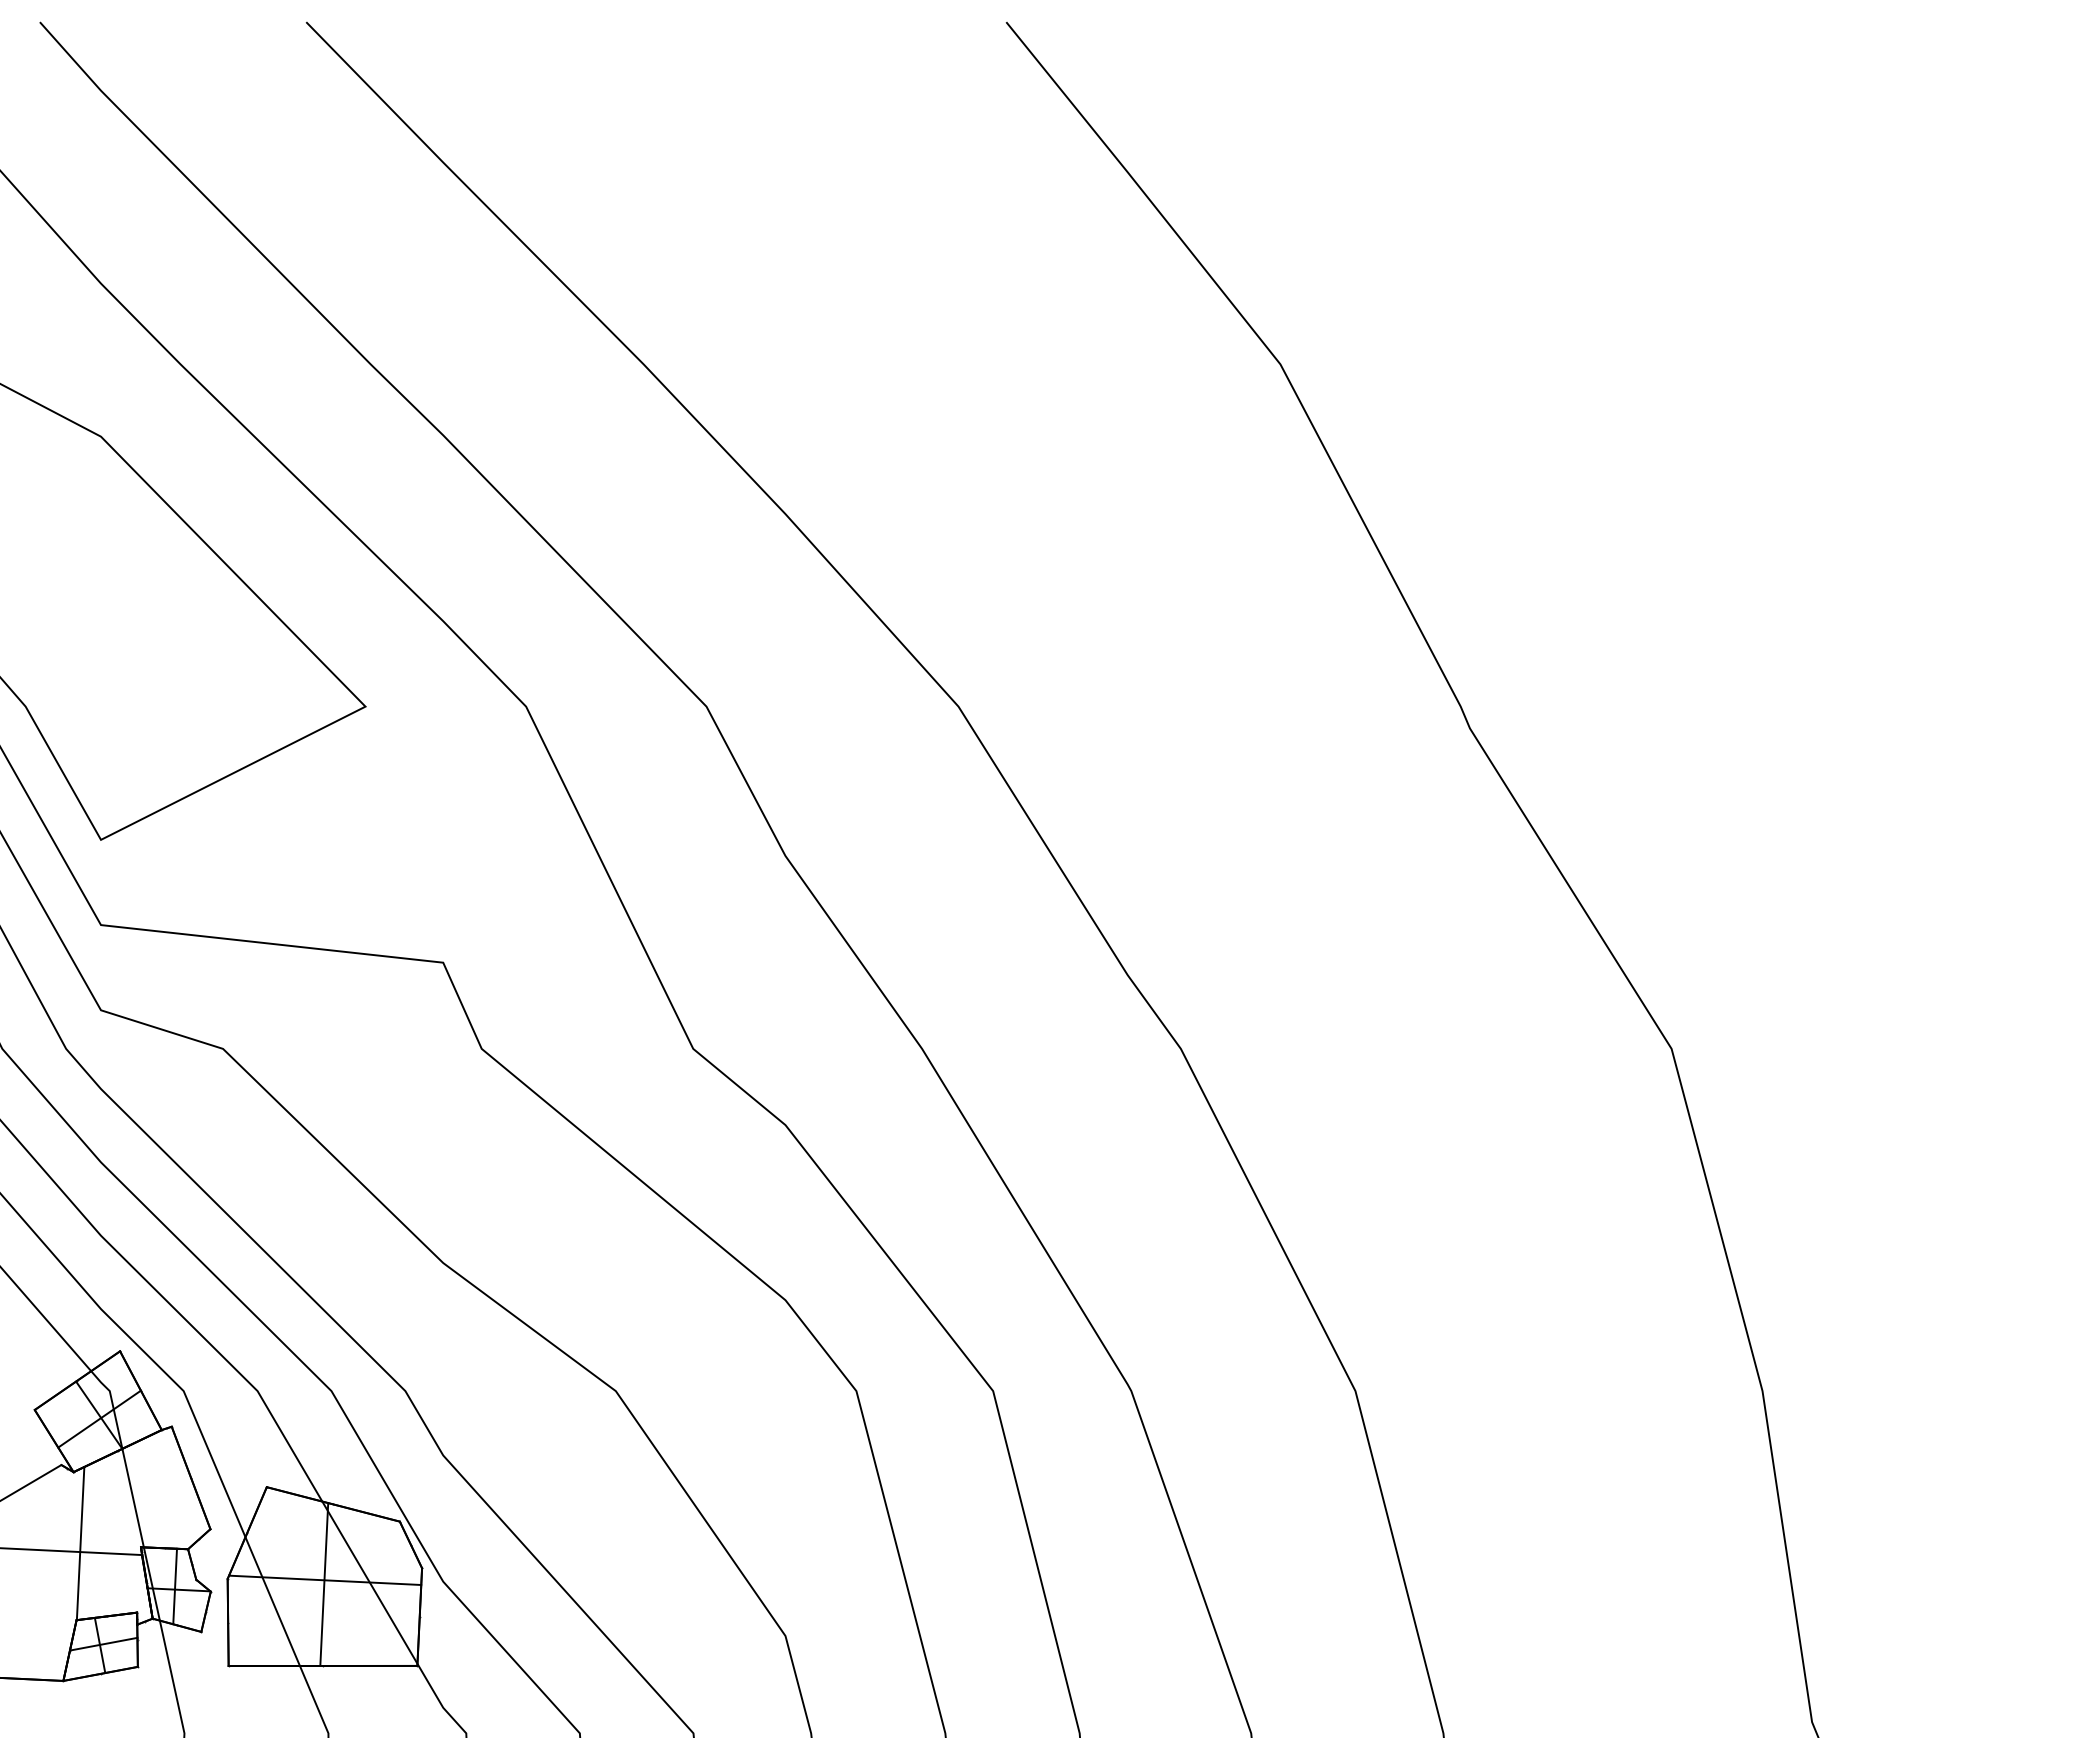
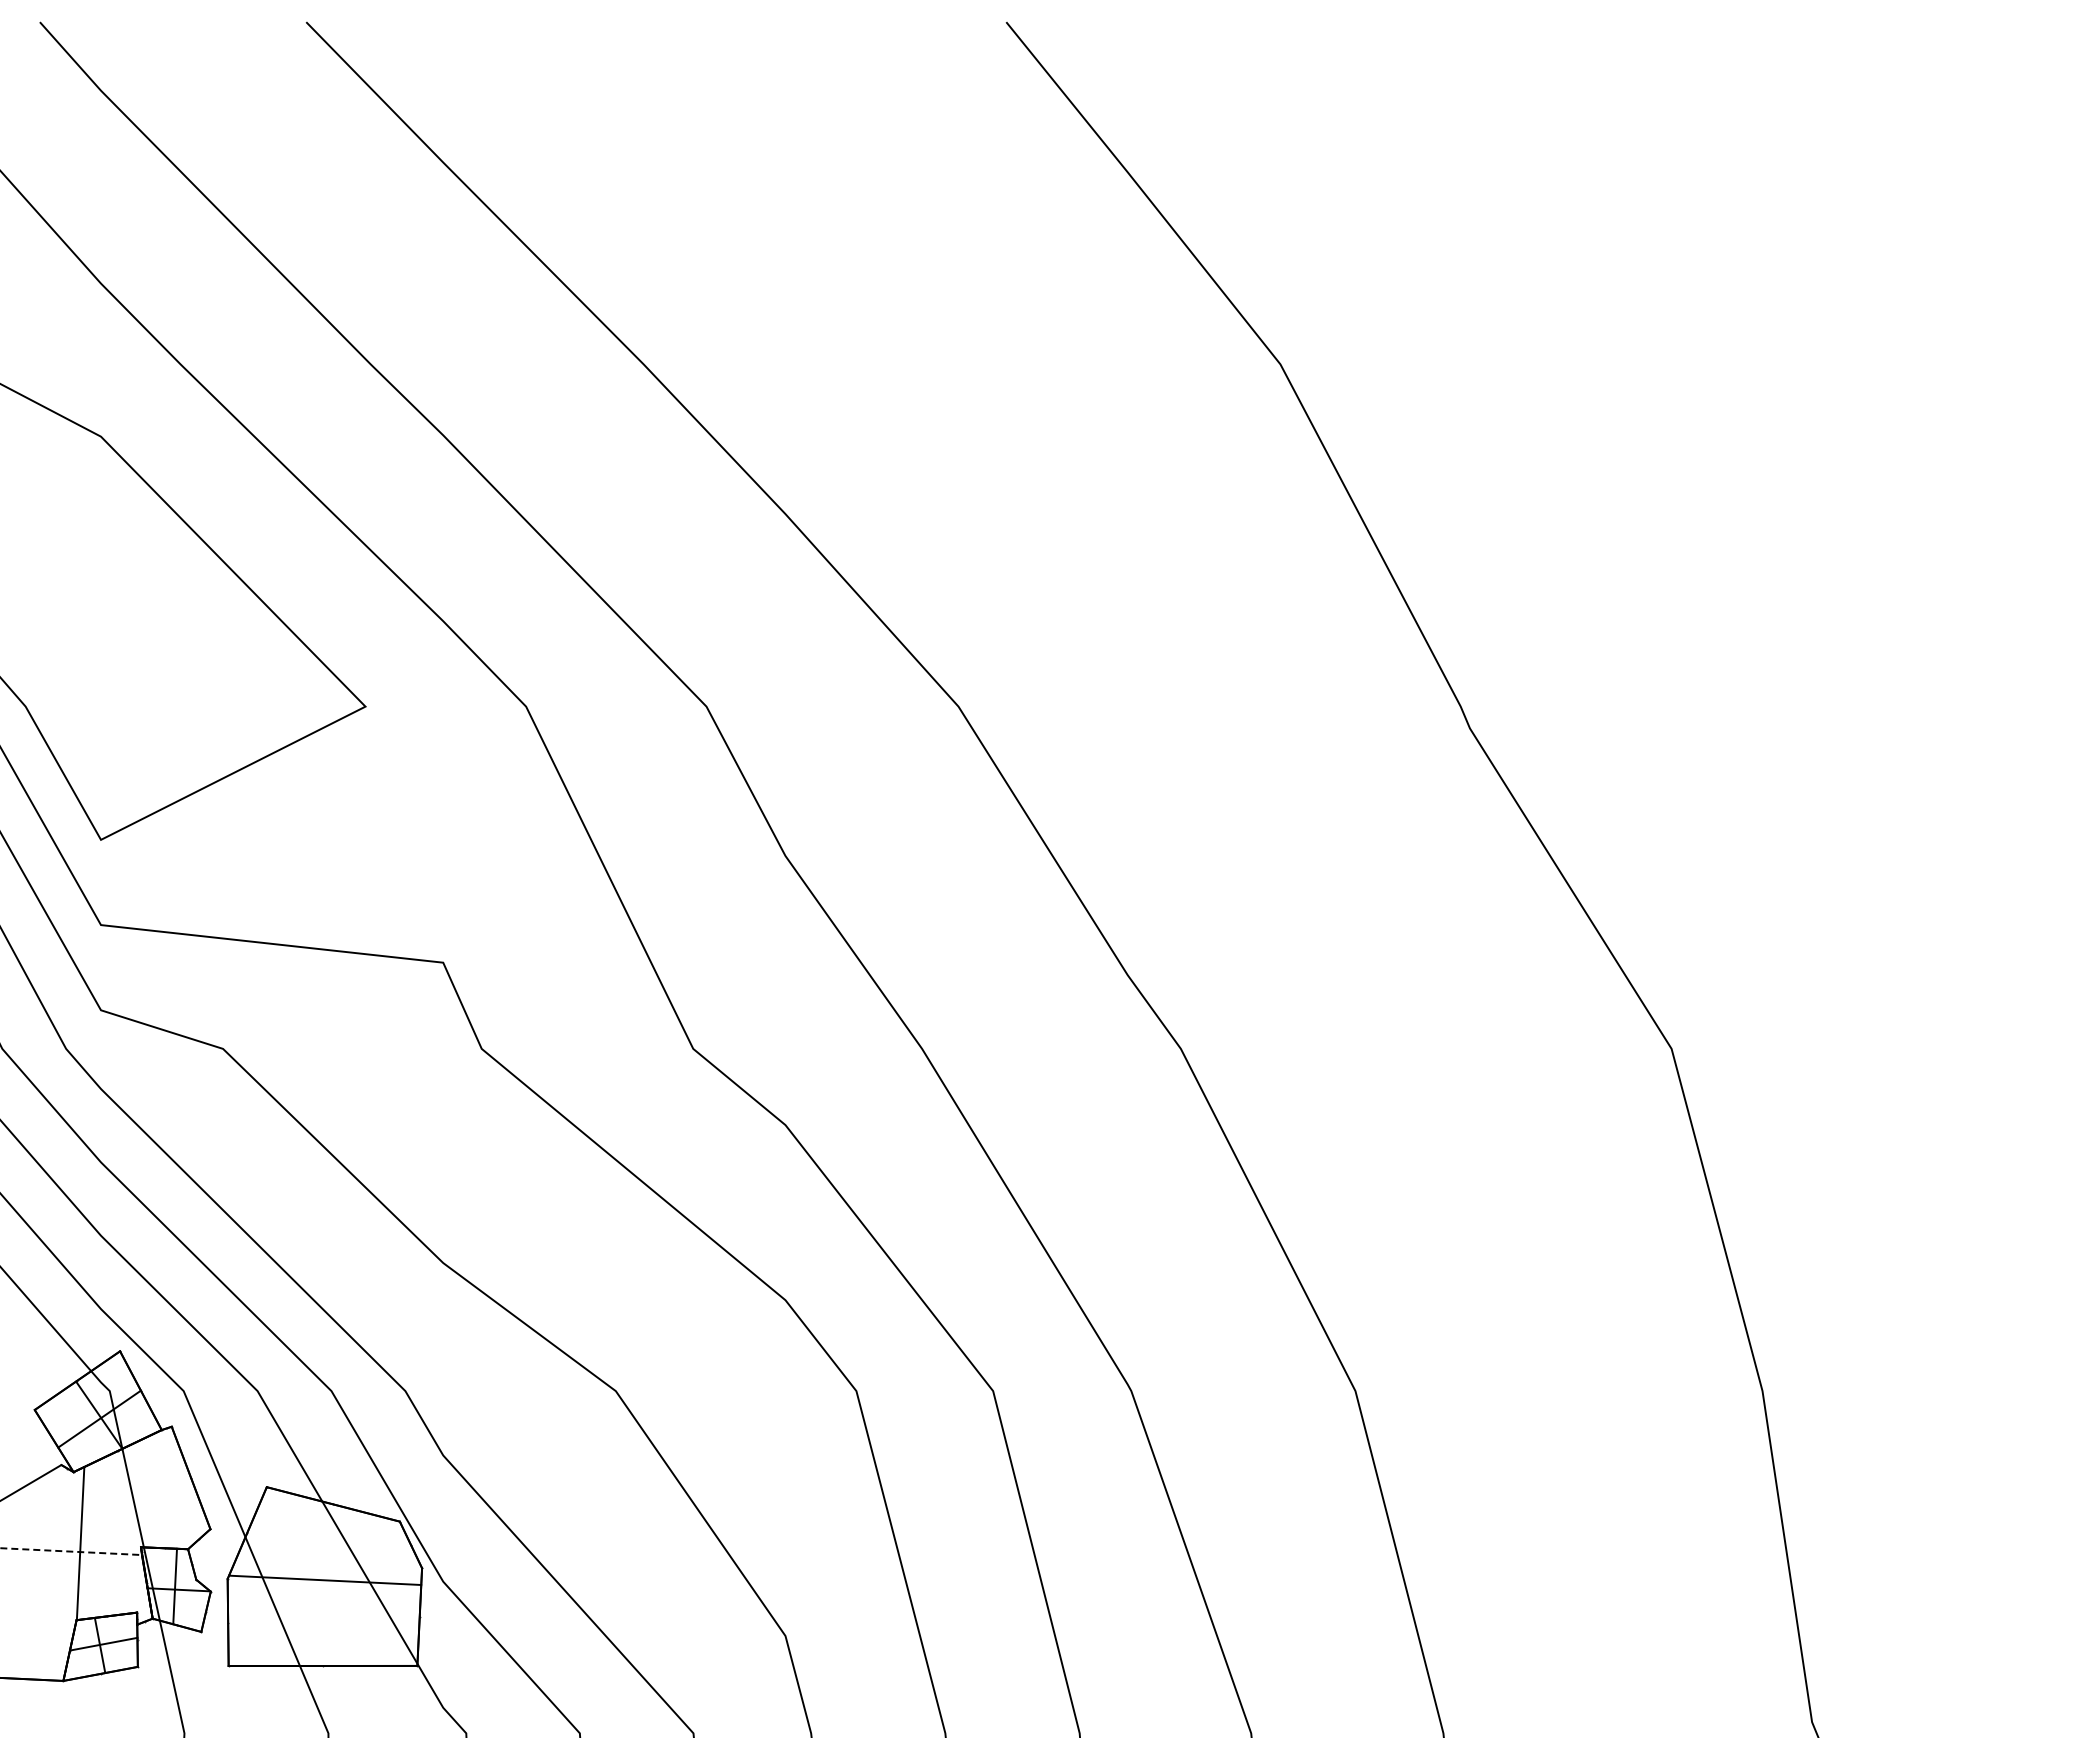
line: solid -> dashed (71, 1551)
line: present -> none (324, 1584)
